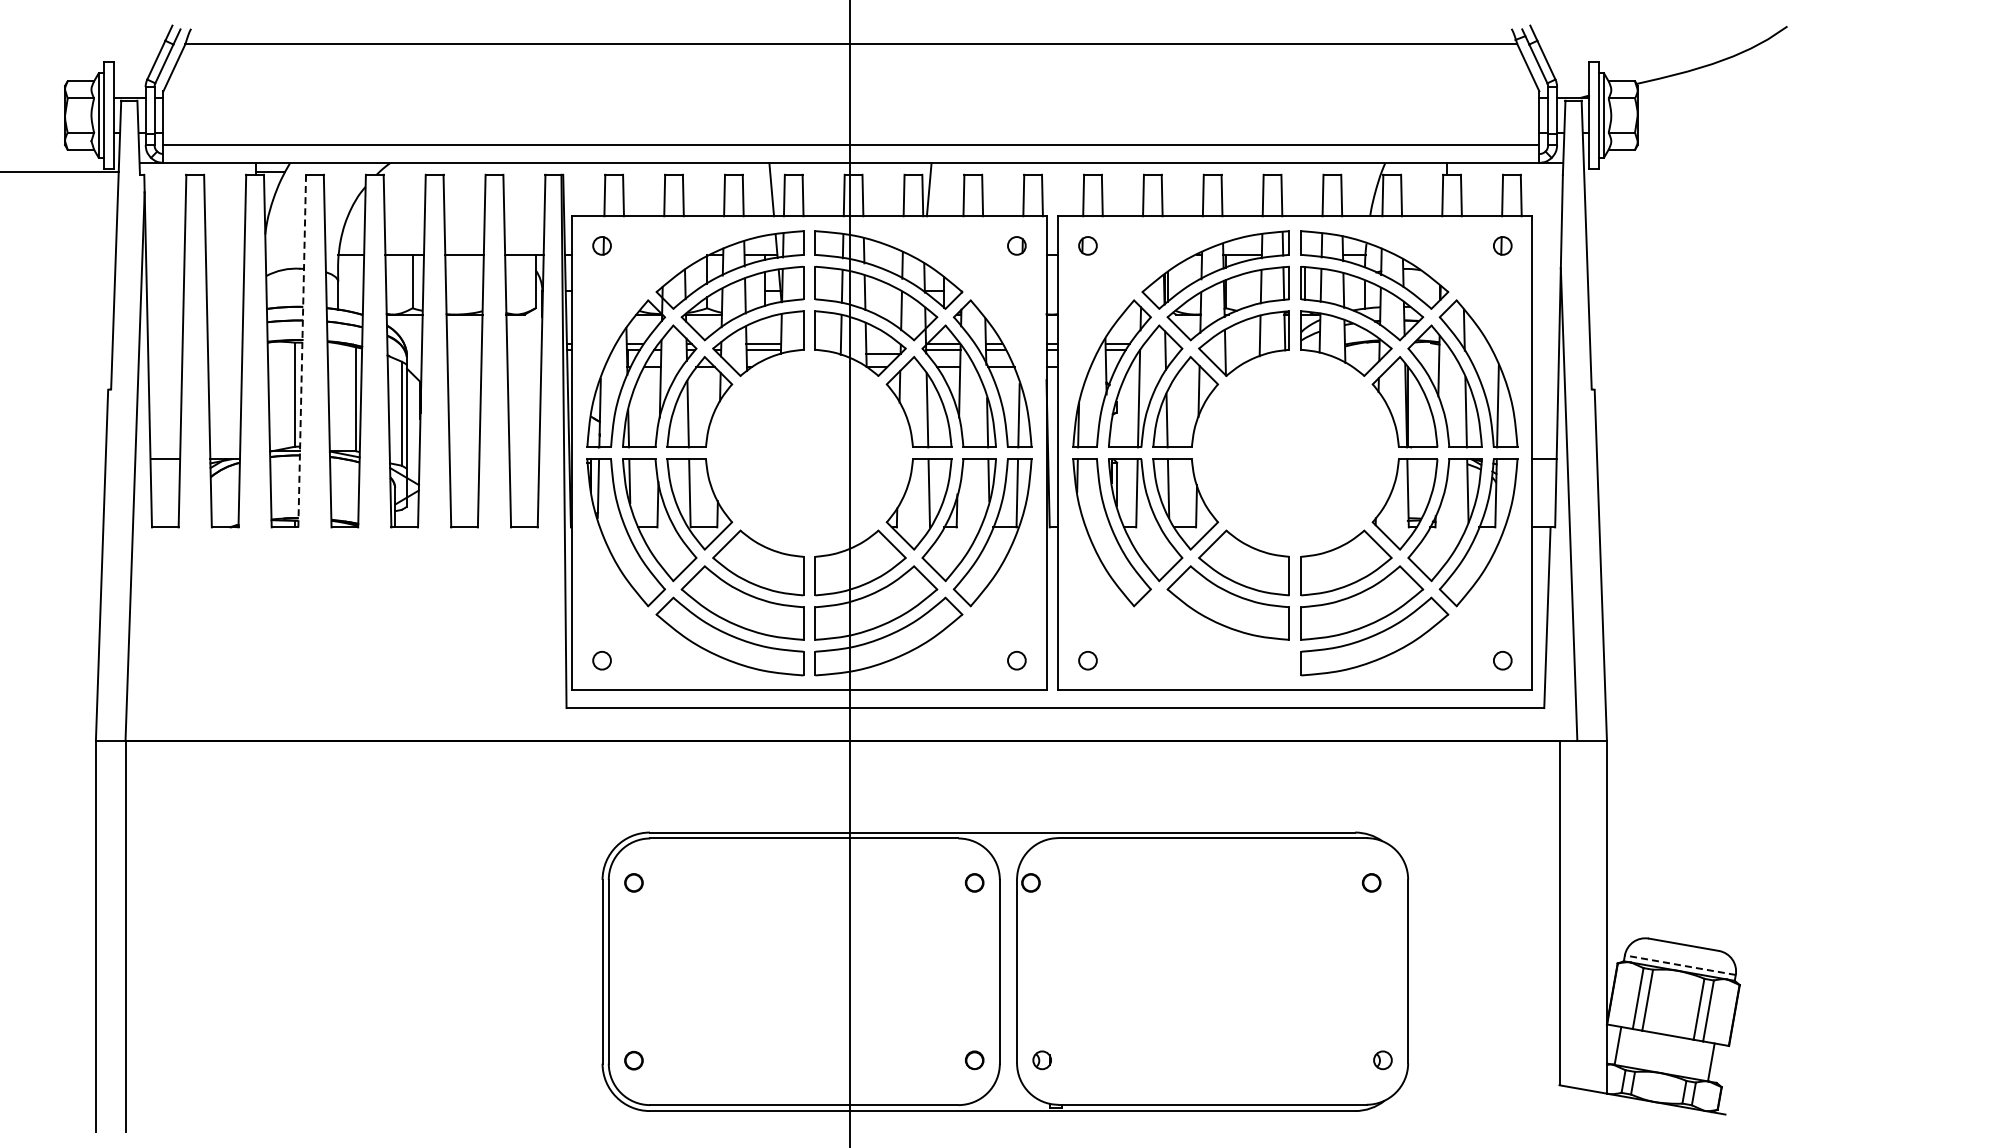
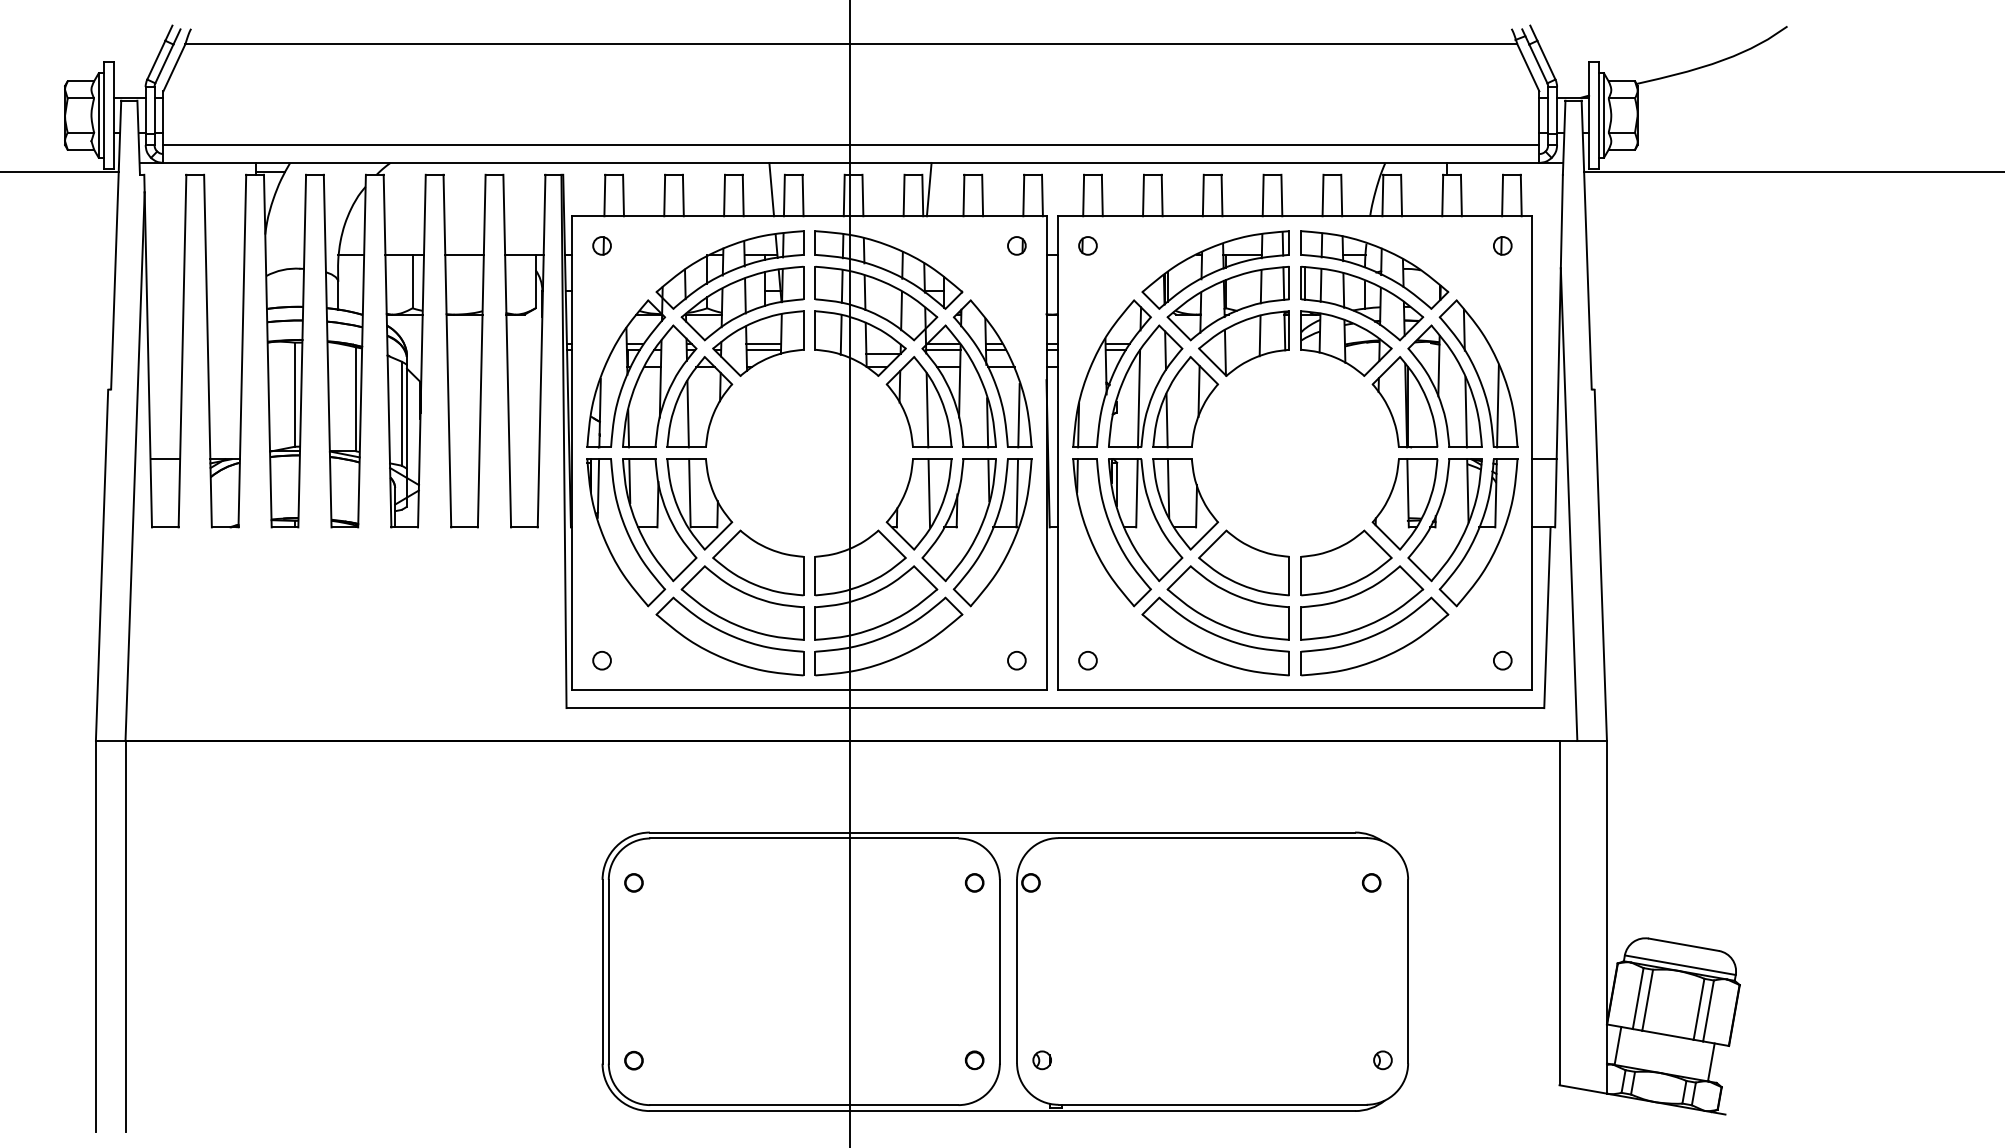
line: none -> present (1792, 172)
line: dashed -> solid (302, 350)
part: none -> present (1215, 636)
line: dashed -> solid (1679, 965)
